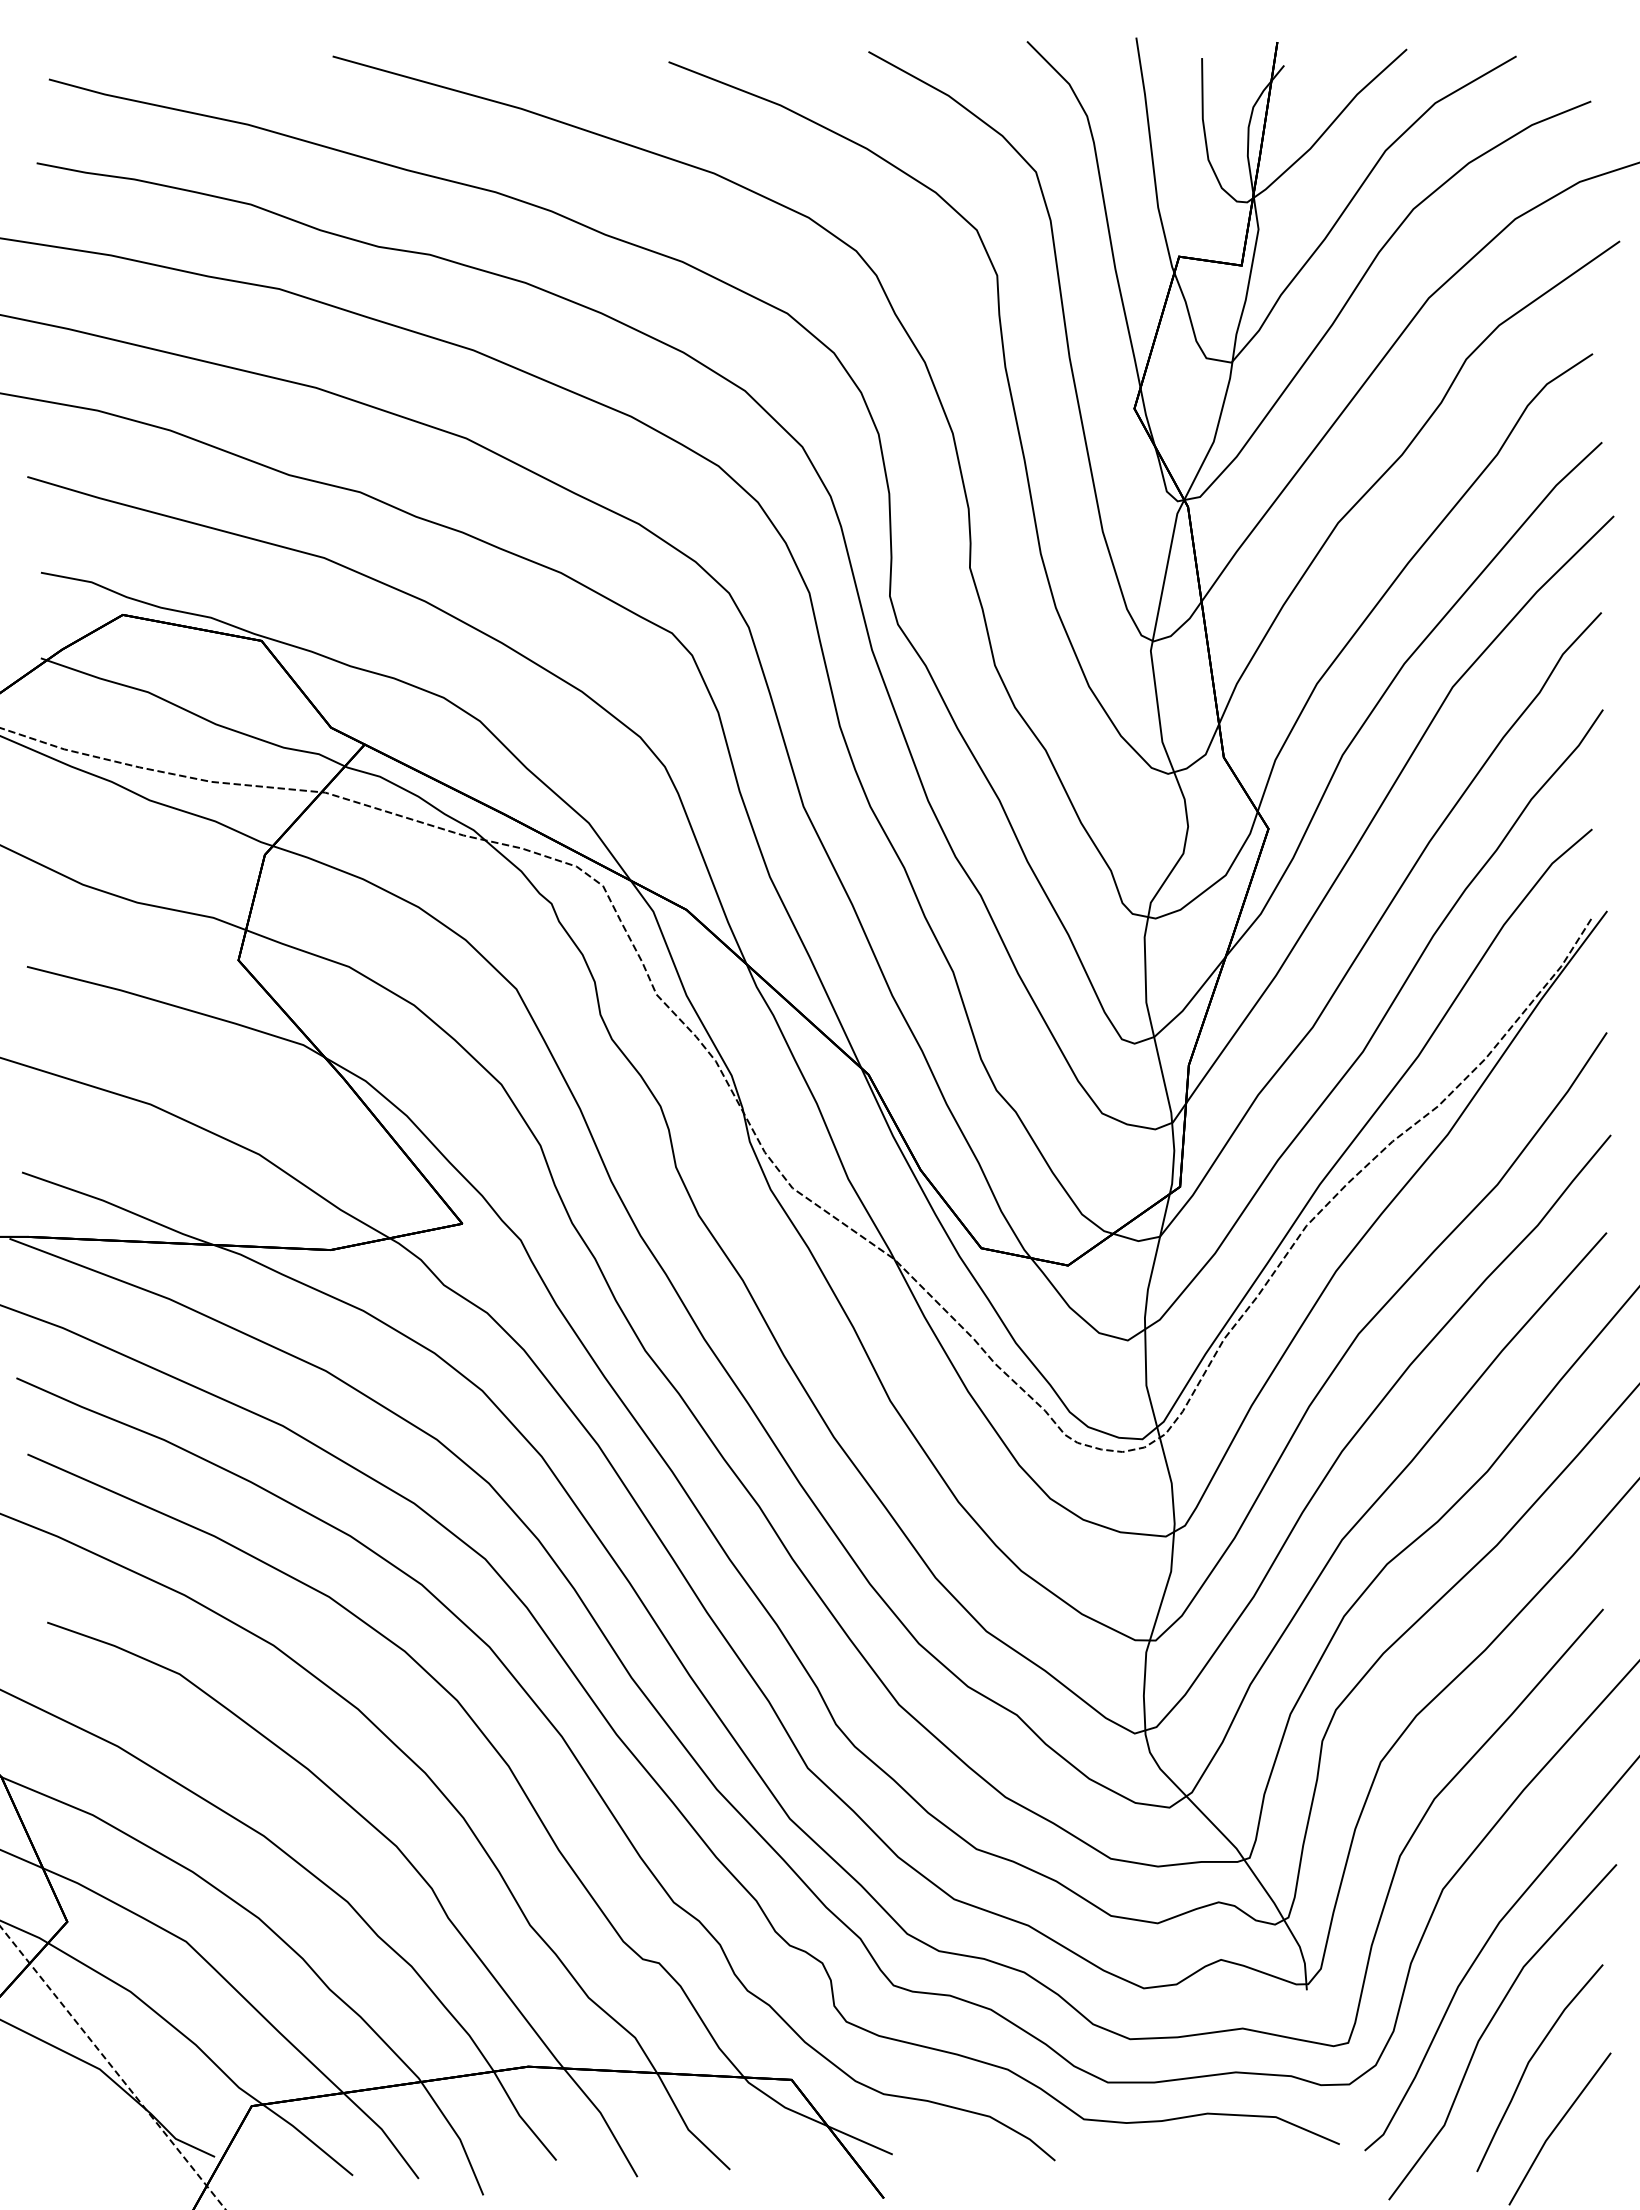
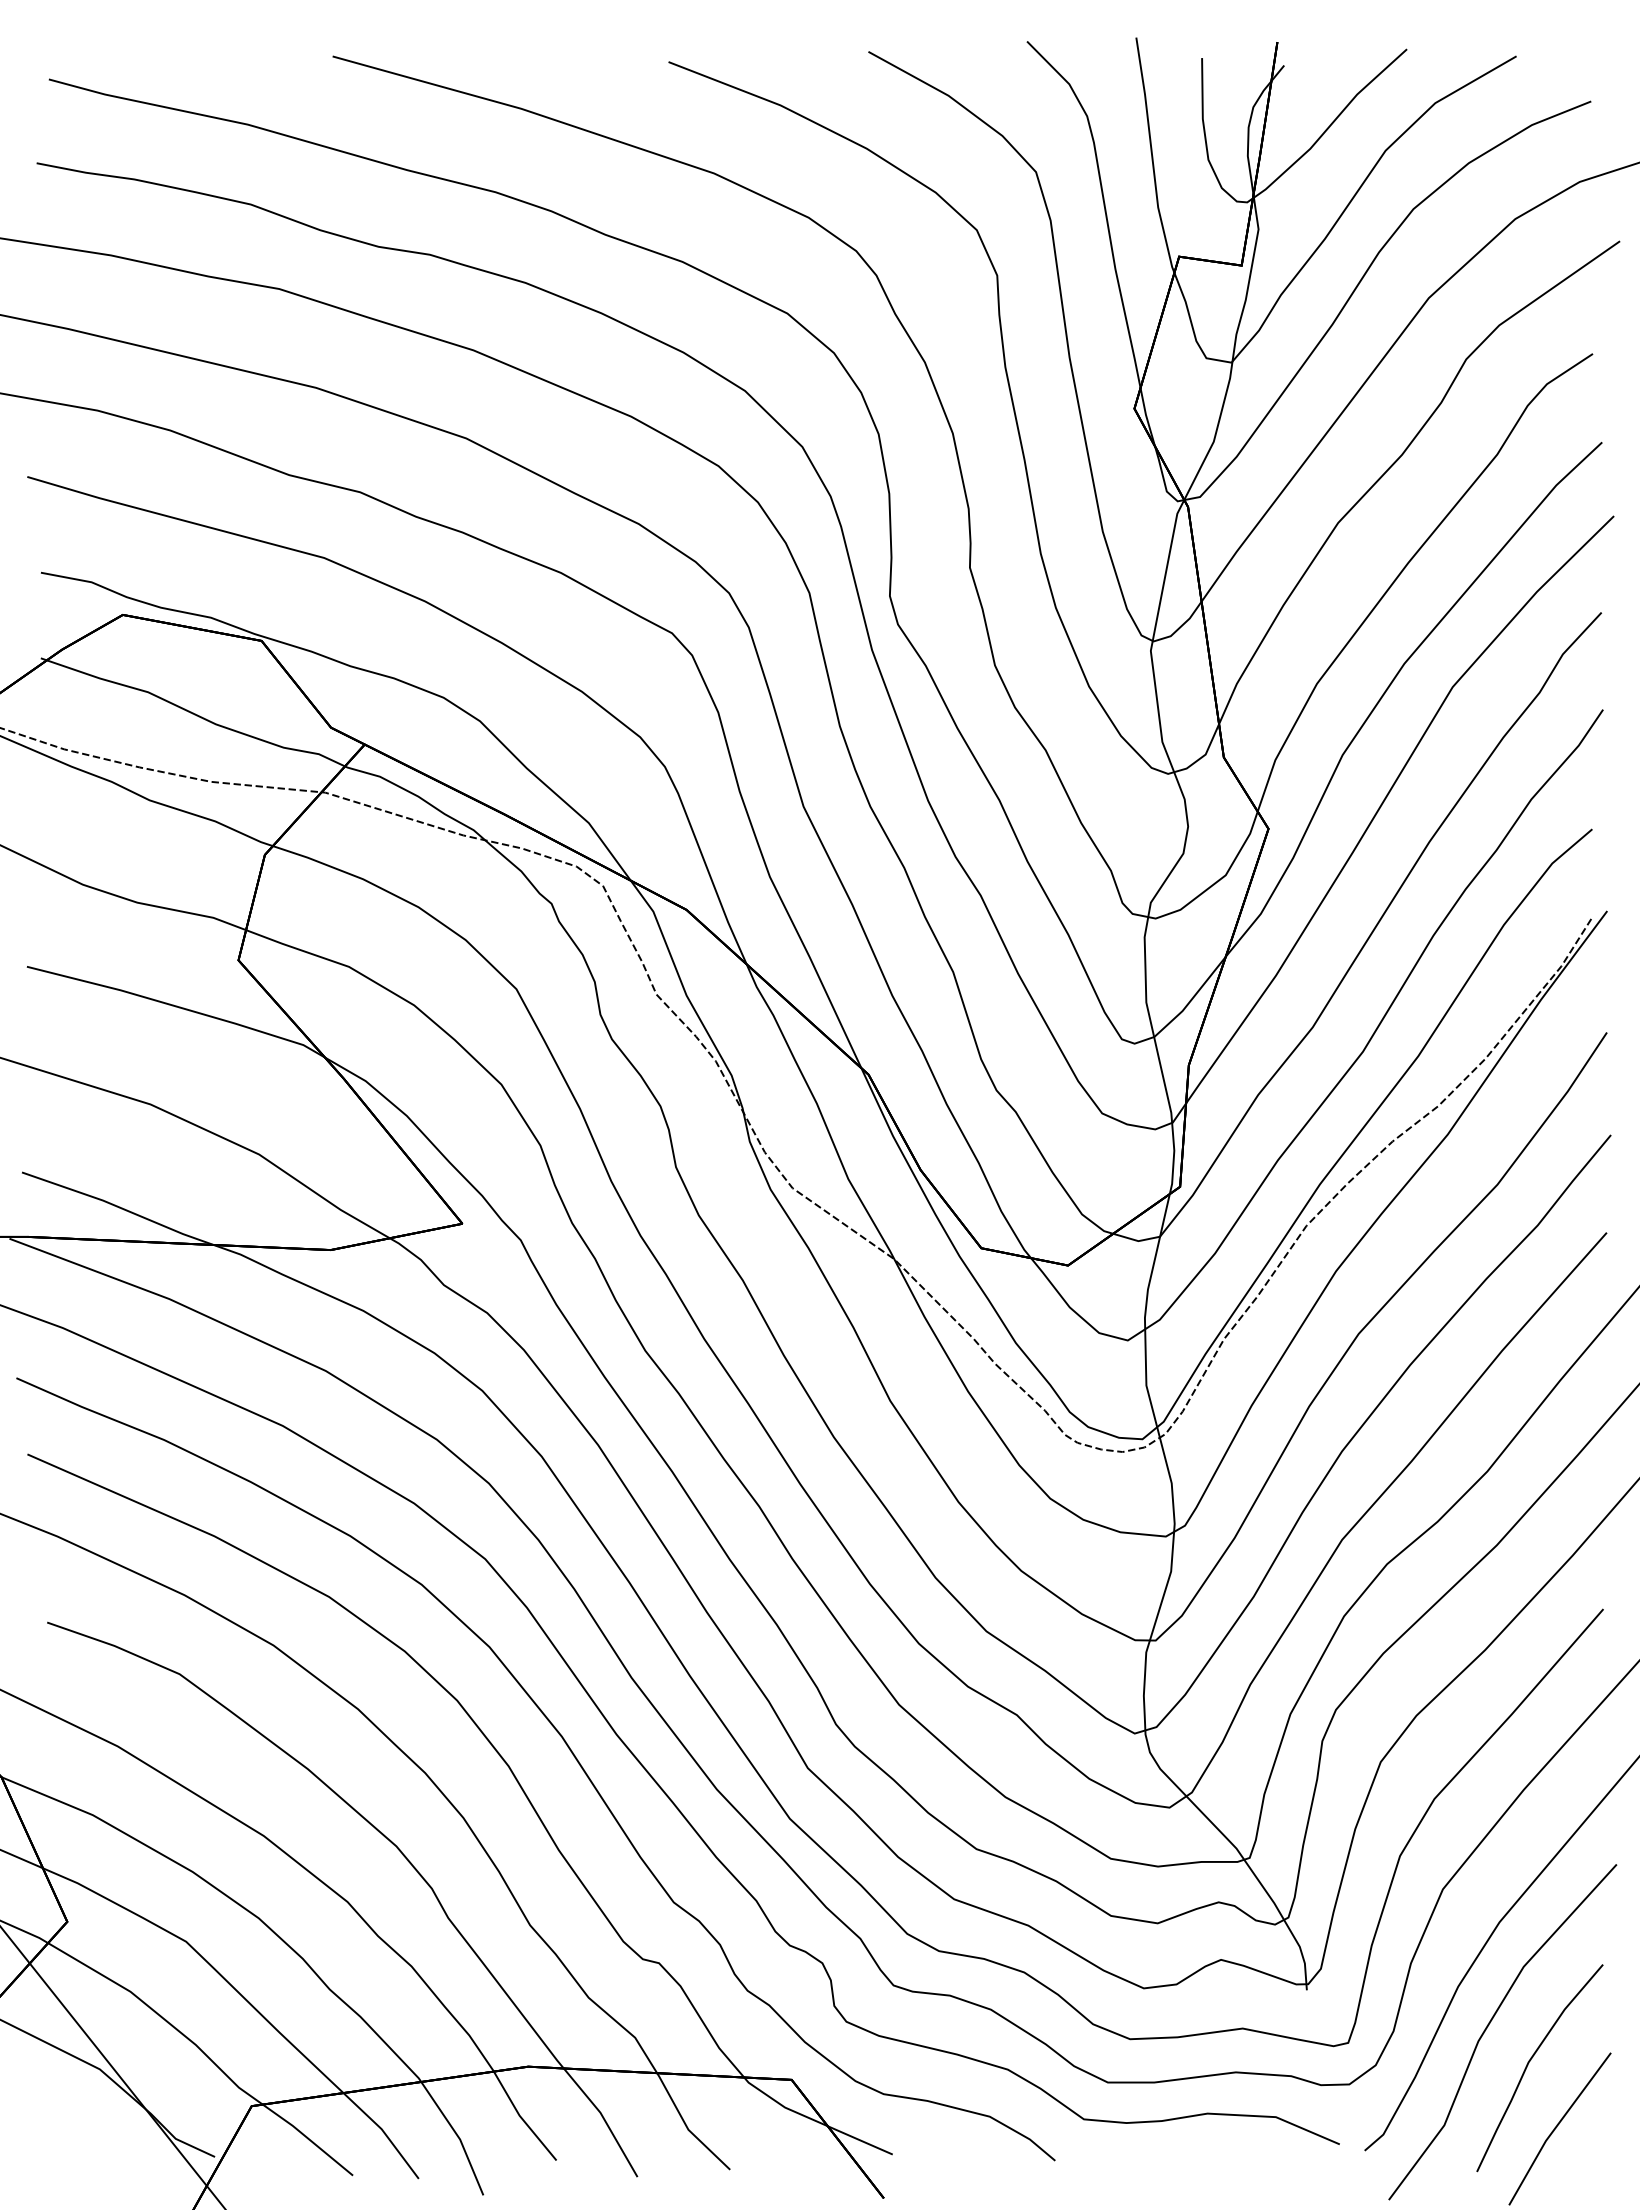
line: dashed -> solid (113, 2068)
